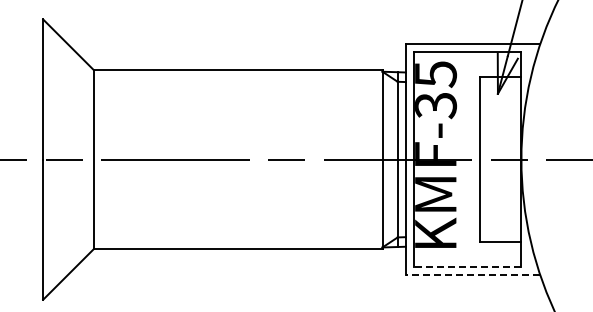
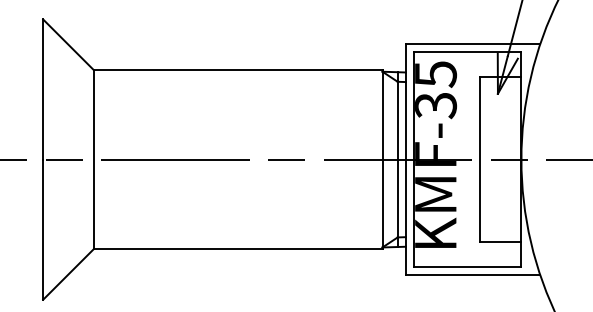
line: dashed -> solid (467, 266)
line: dashed -> solid (472, 275)
